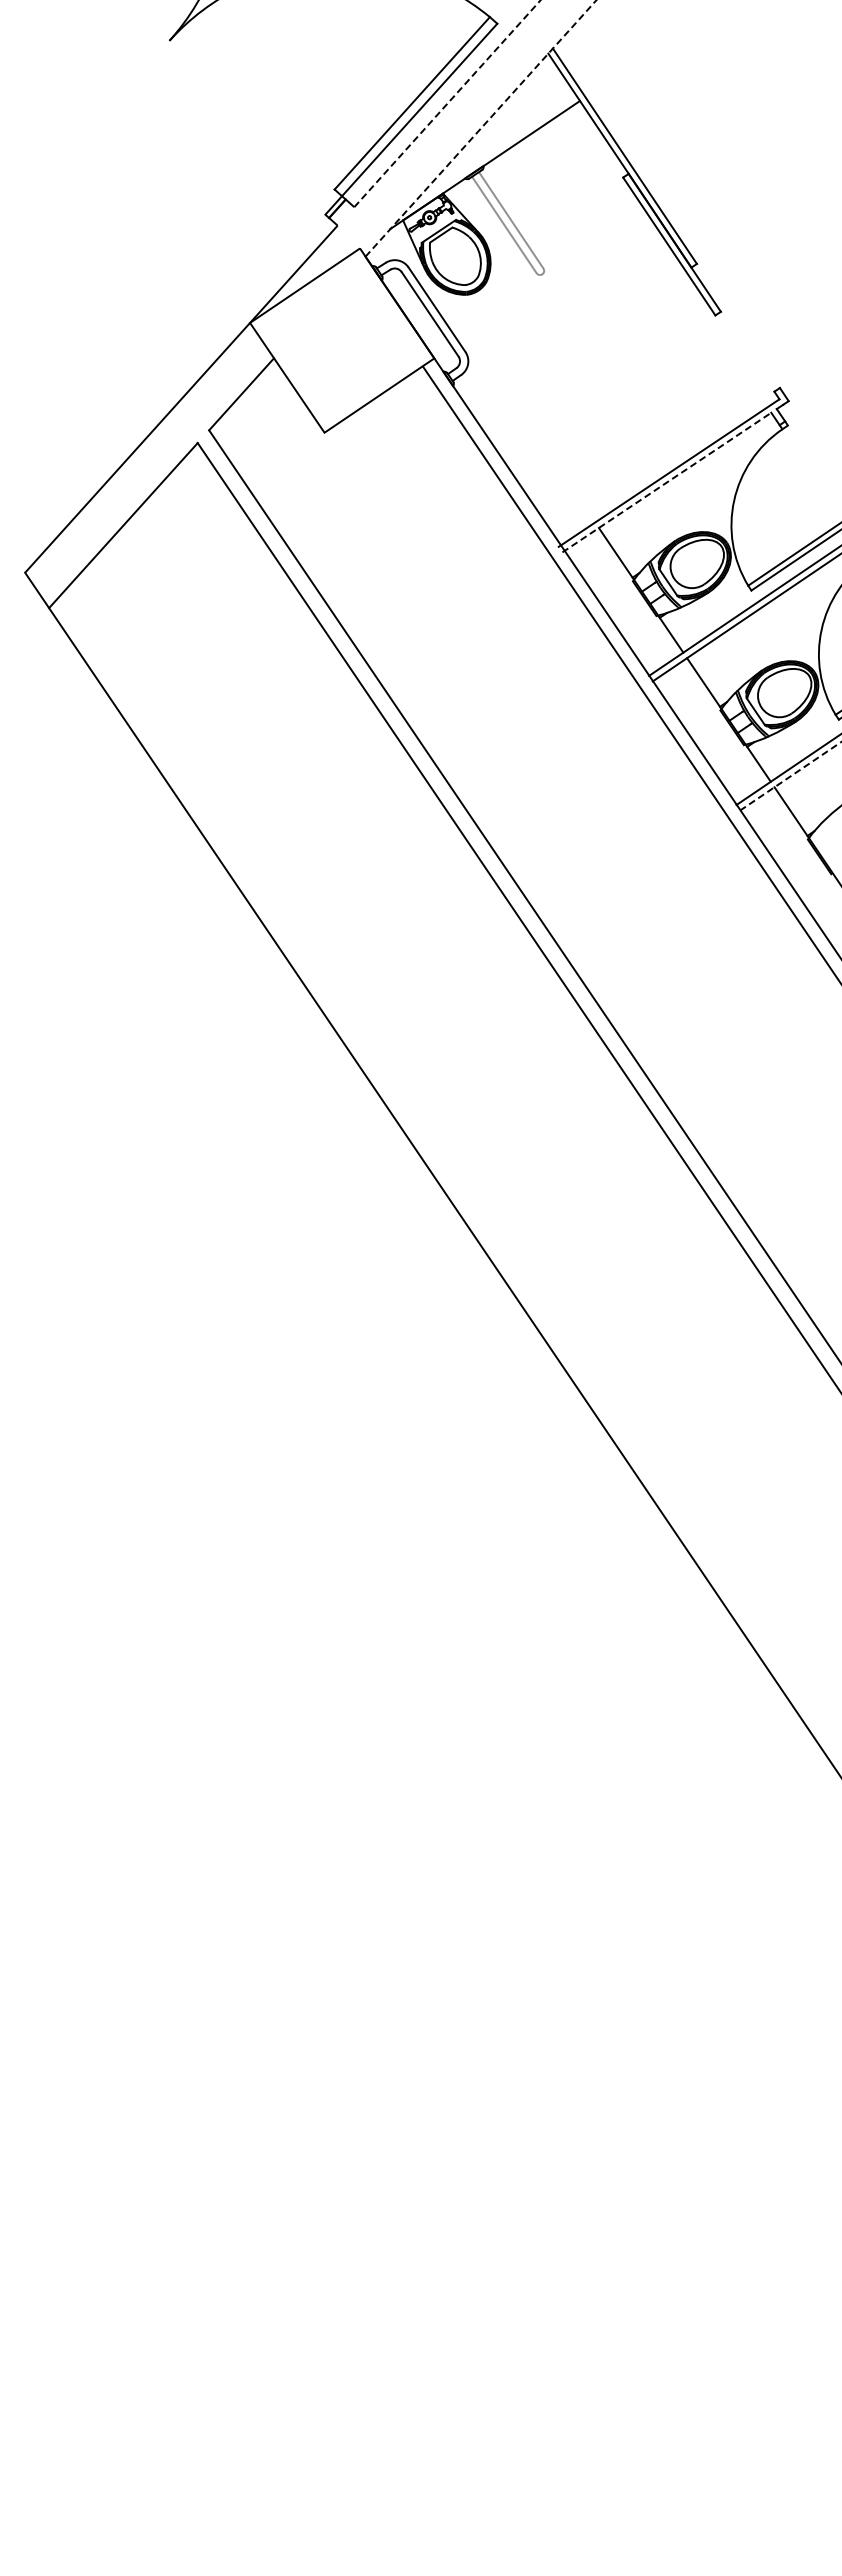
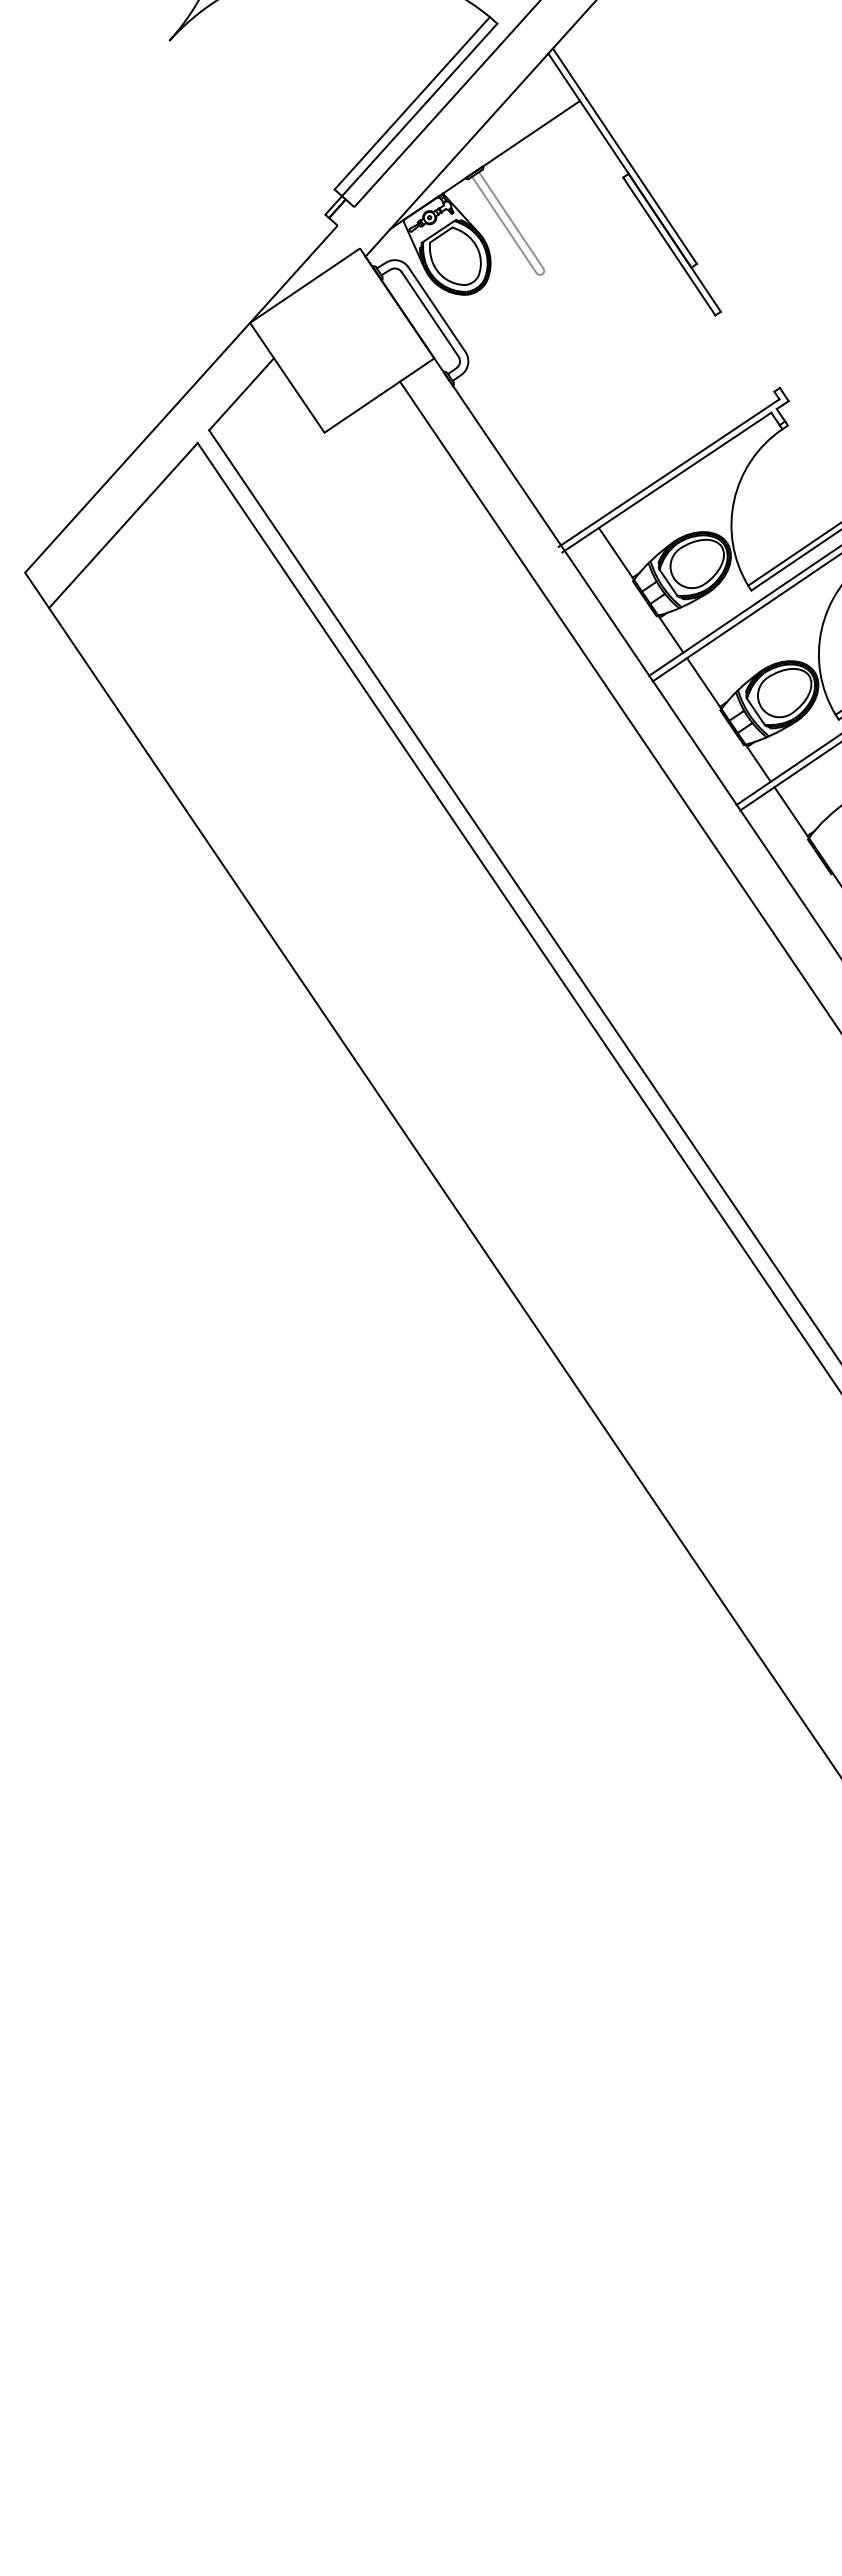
line: dashed -> solid (447, 103)
line: dashed -> solid (481, 128)
line: dashed -> solid (666, 482)
line position: (630, 673) -> (619, 705) (619, 705)
line: dashed -> solid (790, 776)
